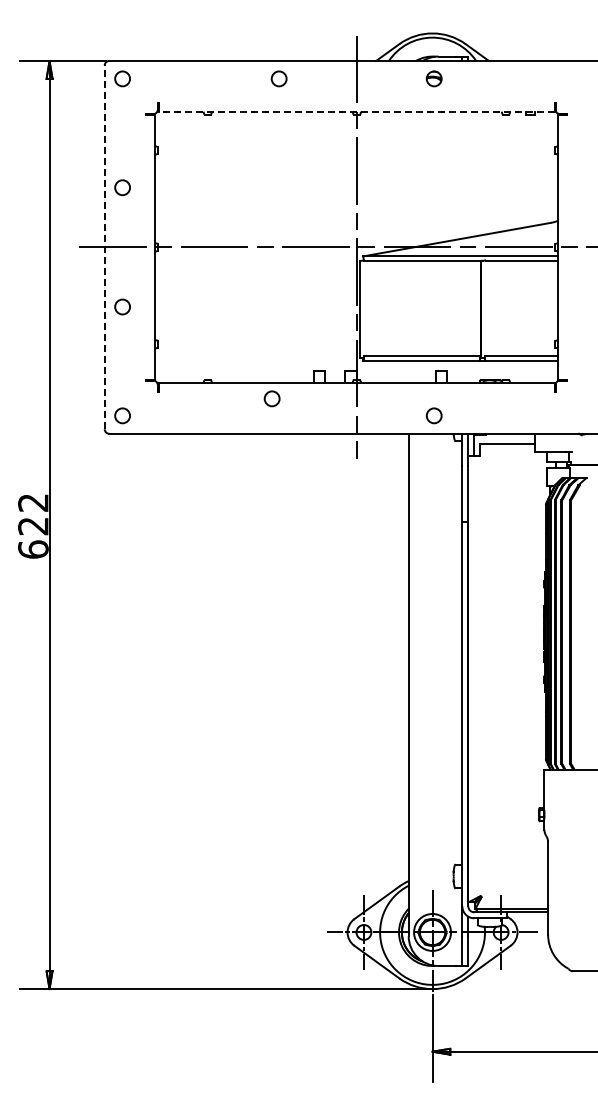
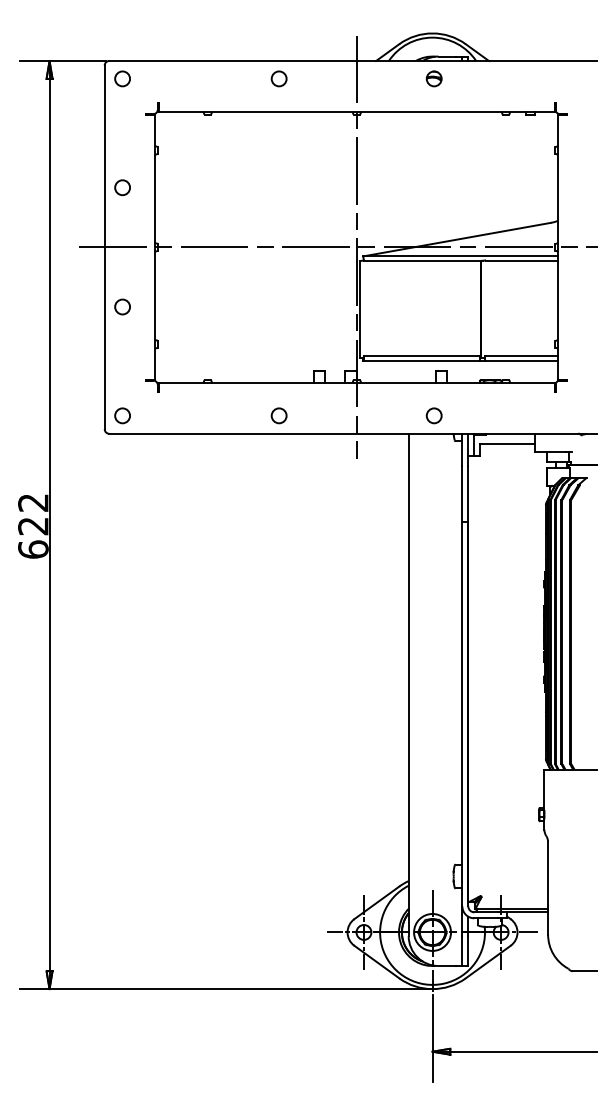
line: dashed -> solid (356, 111)
line: dashed -> solid (104, 247)
circle position: (271, 398) -> (278, 415) (278, 415)
